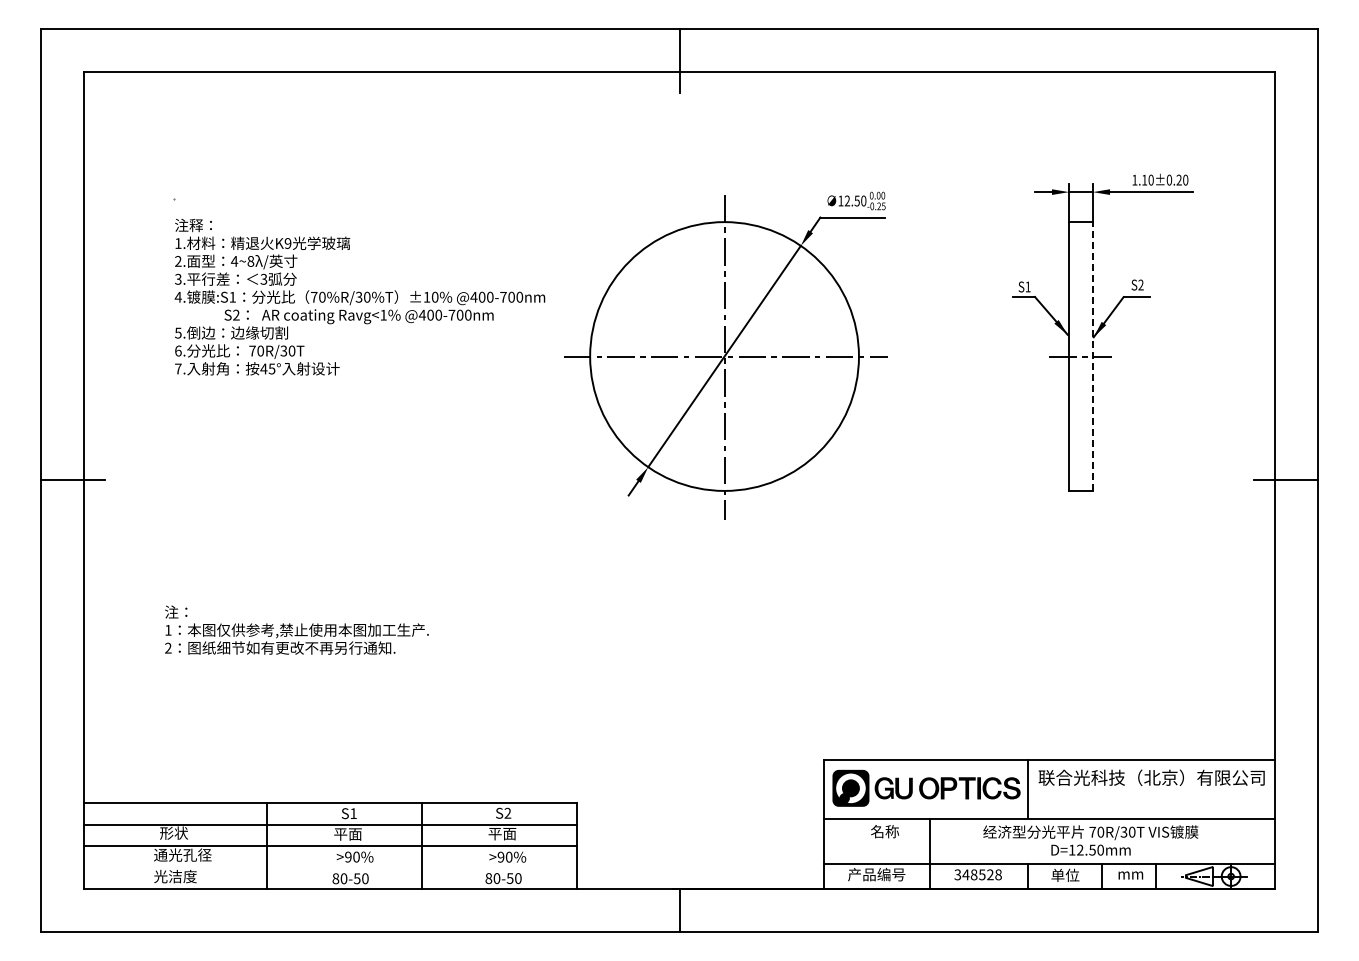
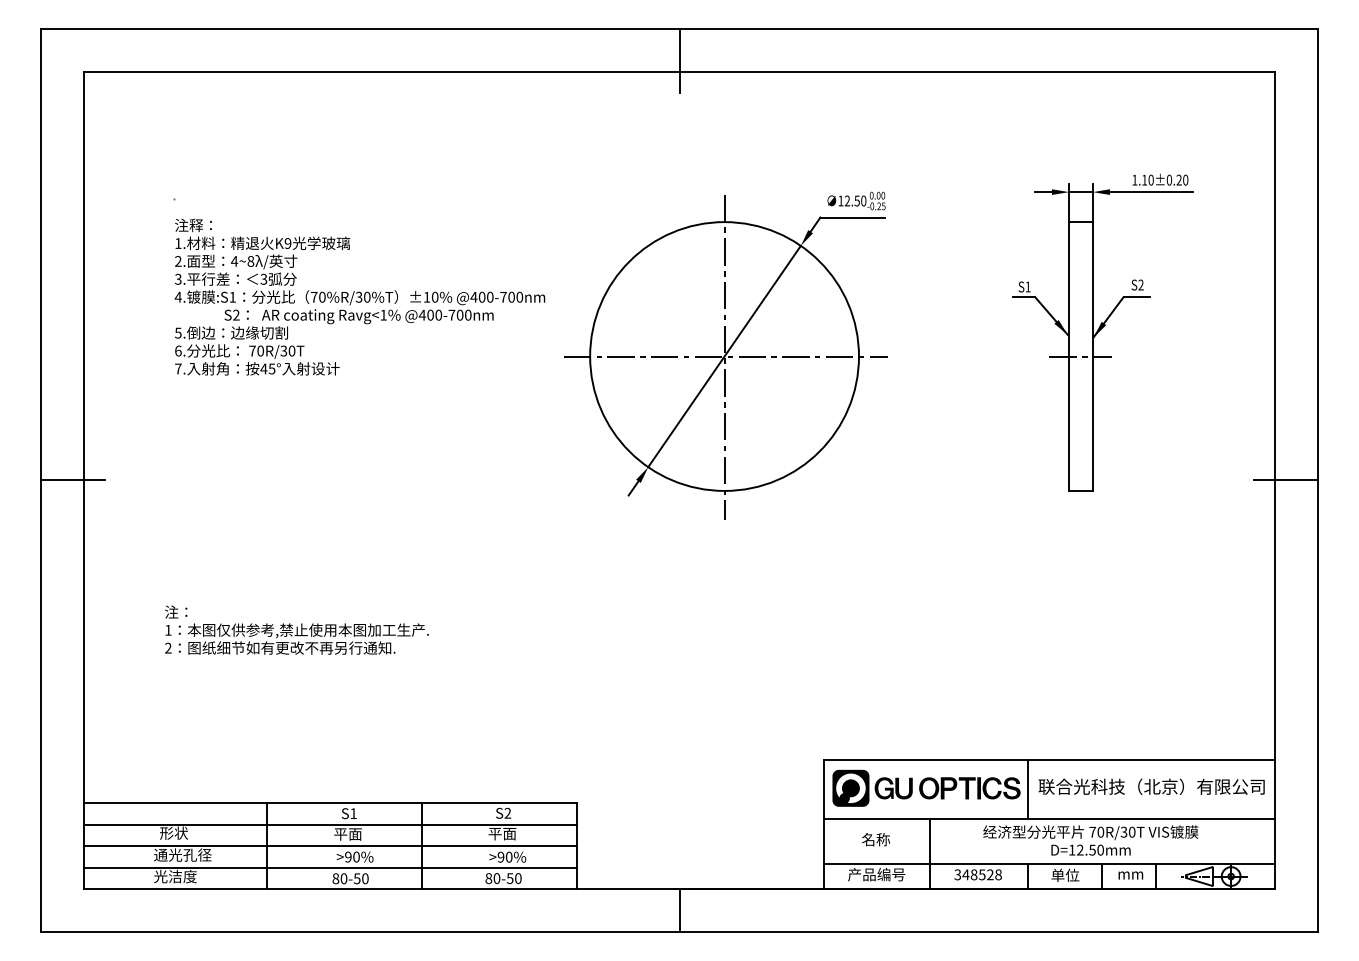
line: dashed -> solid (1092, 356)
text position: (1151, 777) -> (1151, 786) (1151, 786)
text position: (884, 831) -> (875, 839) (875, 839)
line: none -> present (329, 867)
